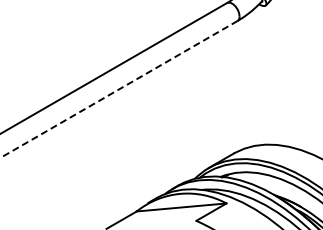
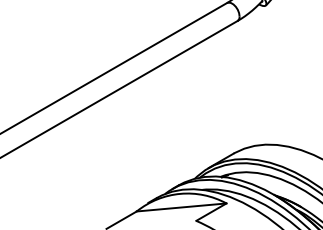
line: dashed -> solid (118, 89)
